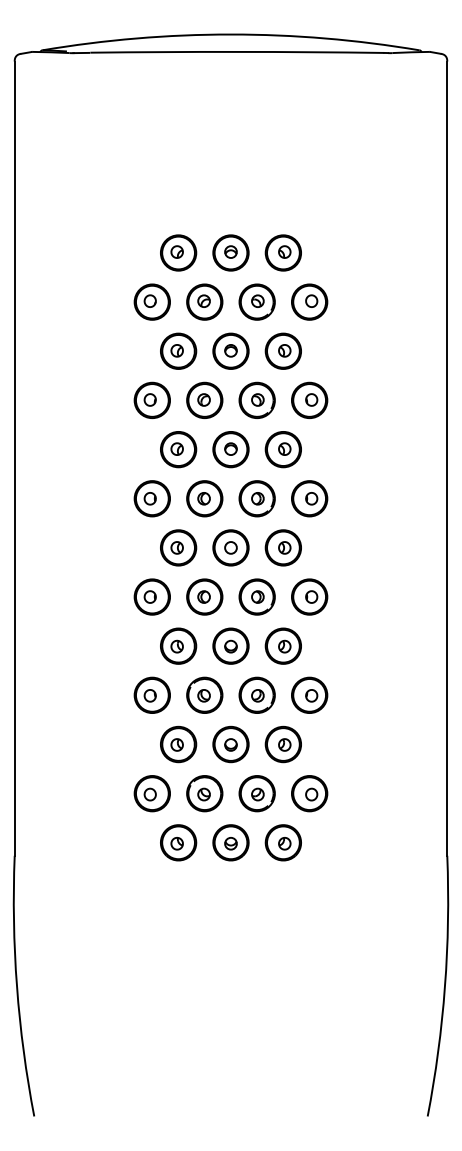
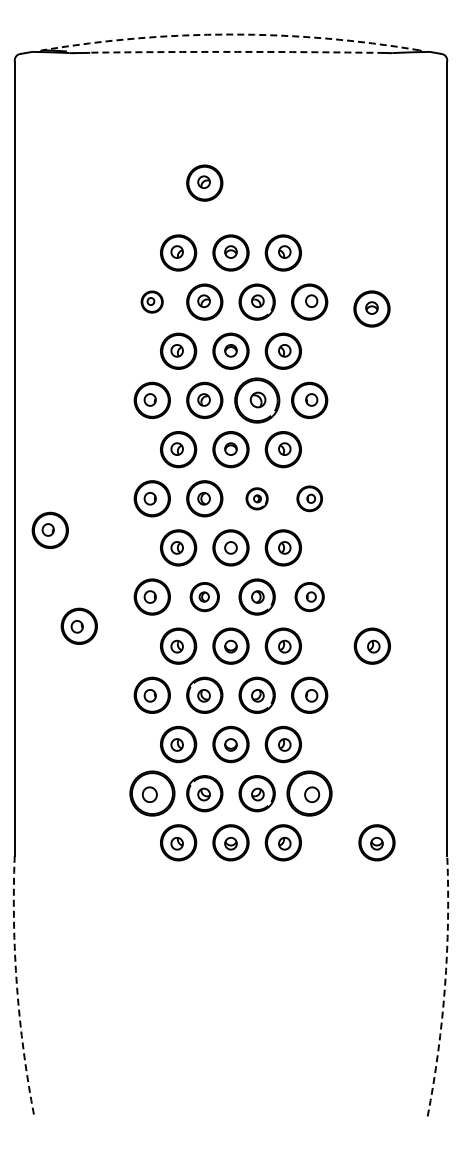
arc: solid -> dashed (231, 34)
arc: solid -> dashed (237, 51)
part: none -> present (204, 182)
part size: 38x38 px -> 24x24 px (151, 301)
part: none -> present (371, 308)
part size: 38x38 px -> 47x47 px (257, 400)
part size: 38x38 px -> 24x24 px (256, 498)
part size: 38x38 px -> 27x28 px (309, 498)
part: none -> present (49, 529)
part size: 38x38 px -> 31x31 px (204, 597)
part size: 38x38 px -> 31x31 px (309, 597)
part: none -> present (78, 625)
part: none -> present (371, 645)
part size: 38x38 px -> 47x47 px (152, 793)
part size: 38x38 px -> 47x47 px (309, 793)
part: none -> present (376, 842)
arc: solid -> dashed (17, 986)
arc: solid -> dashed (444, 986)
